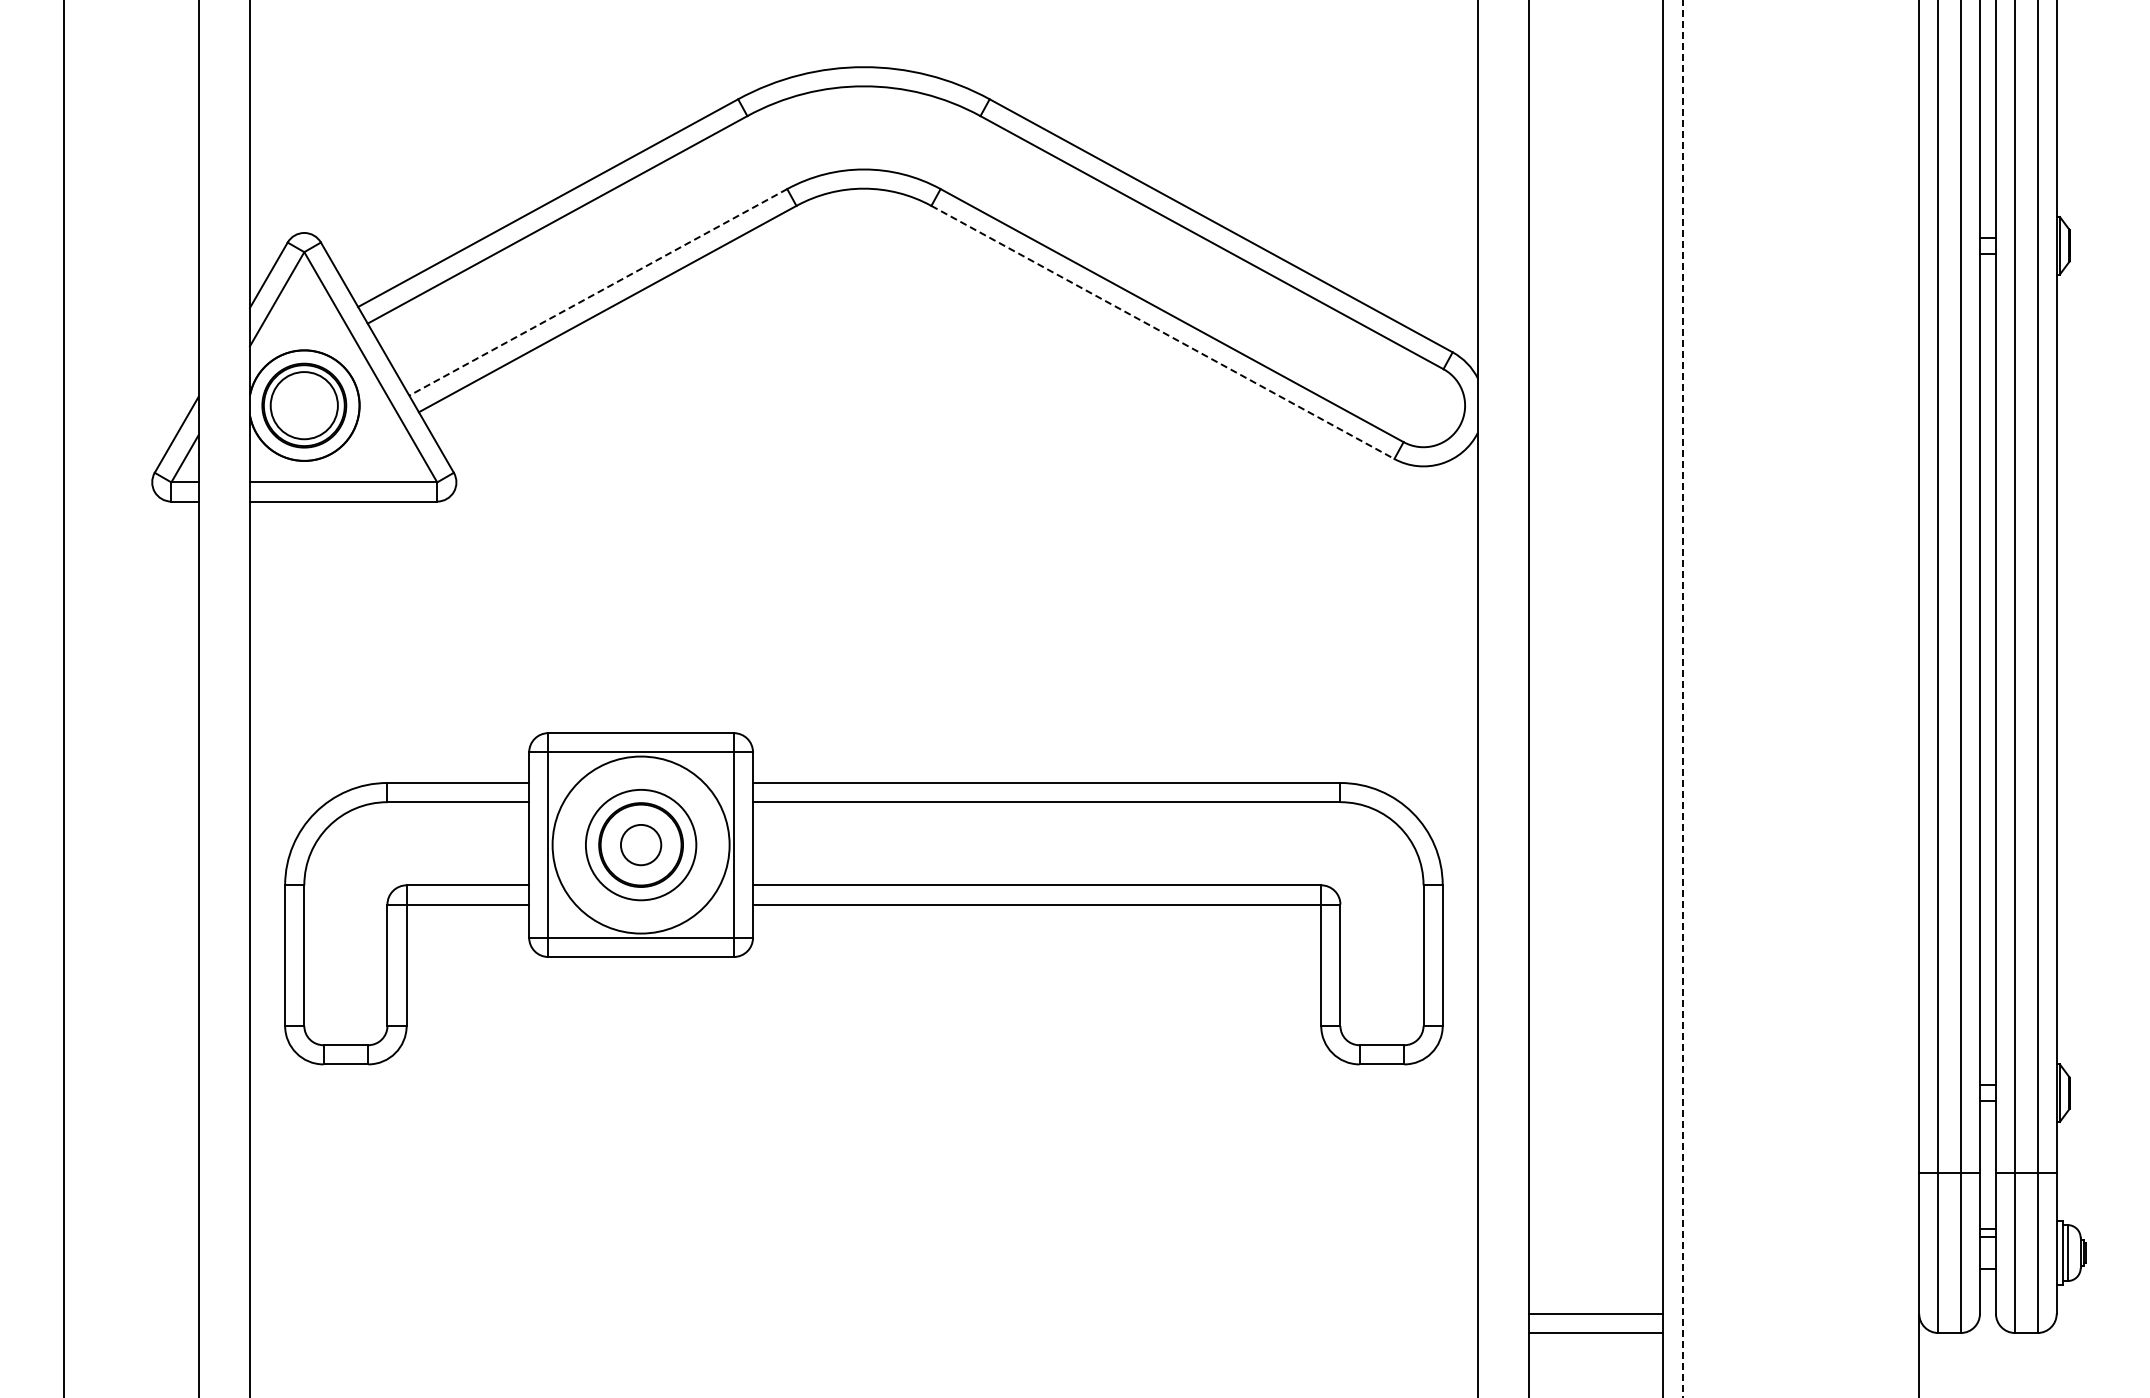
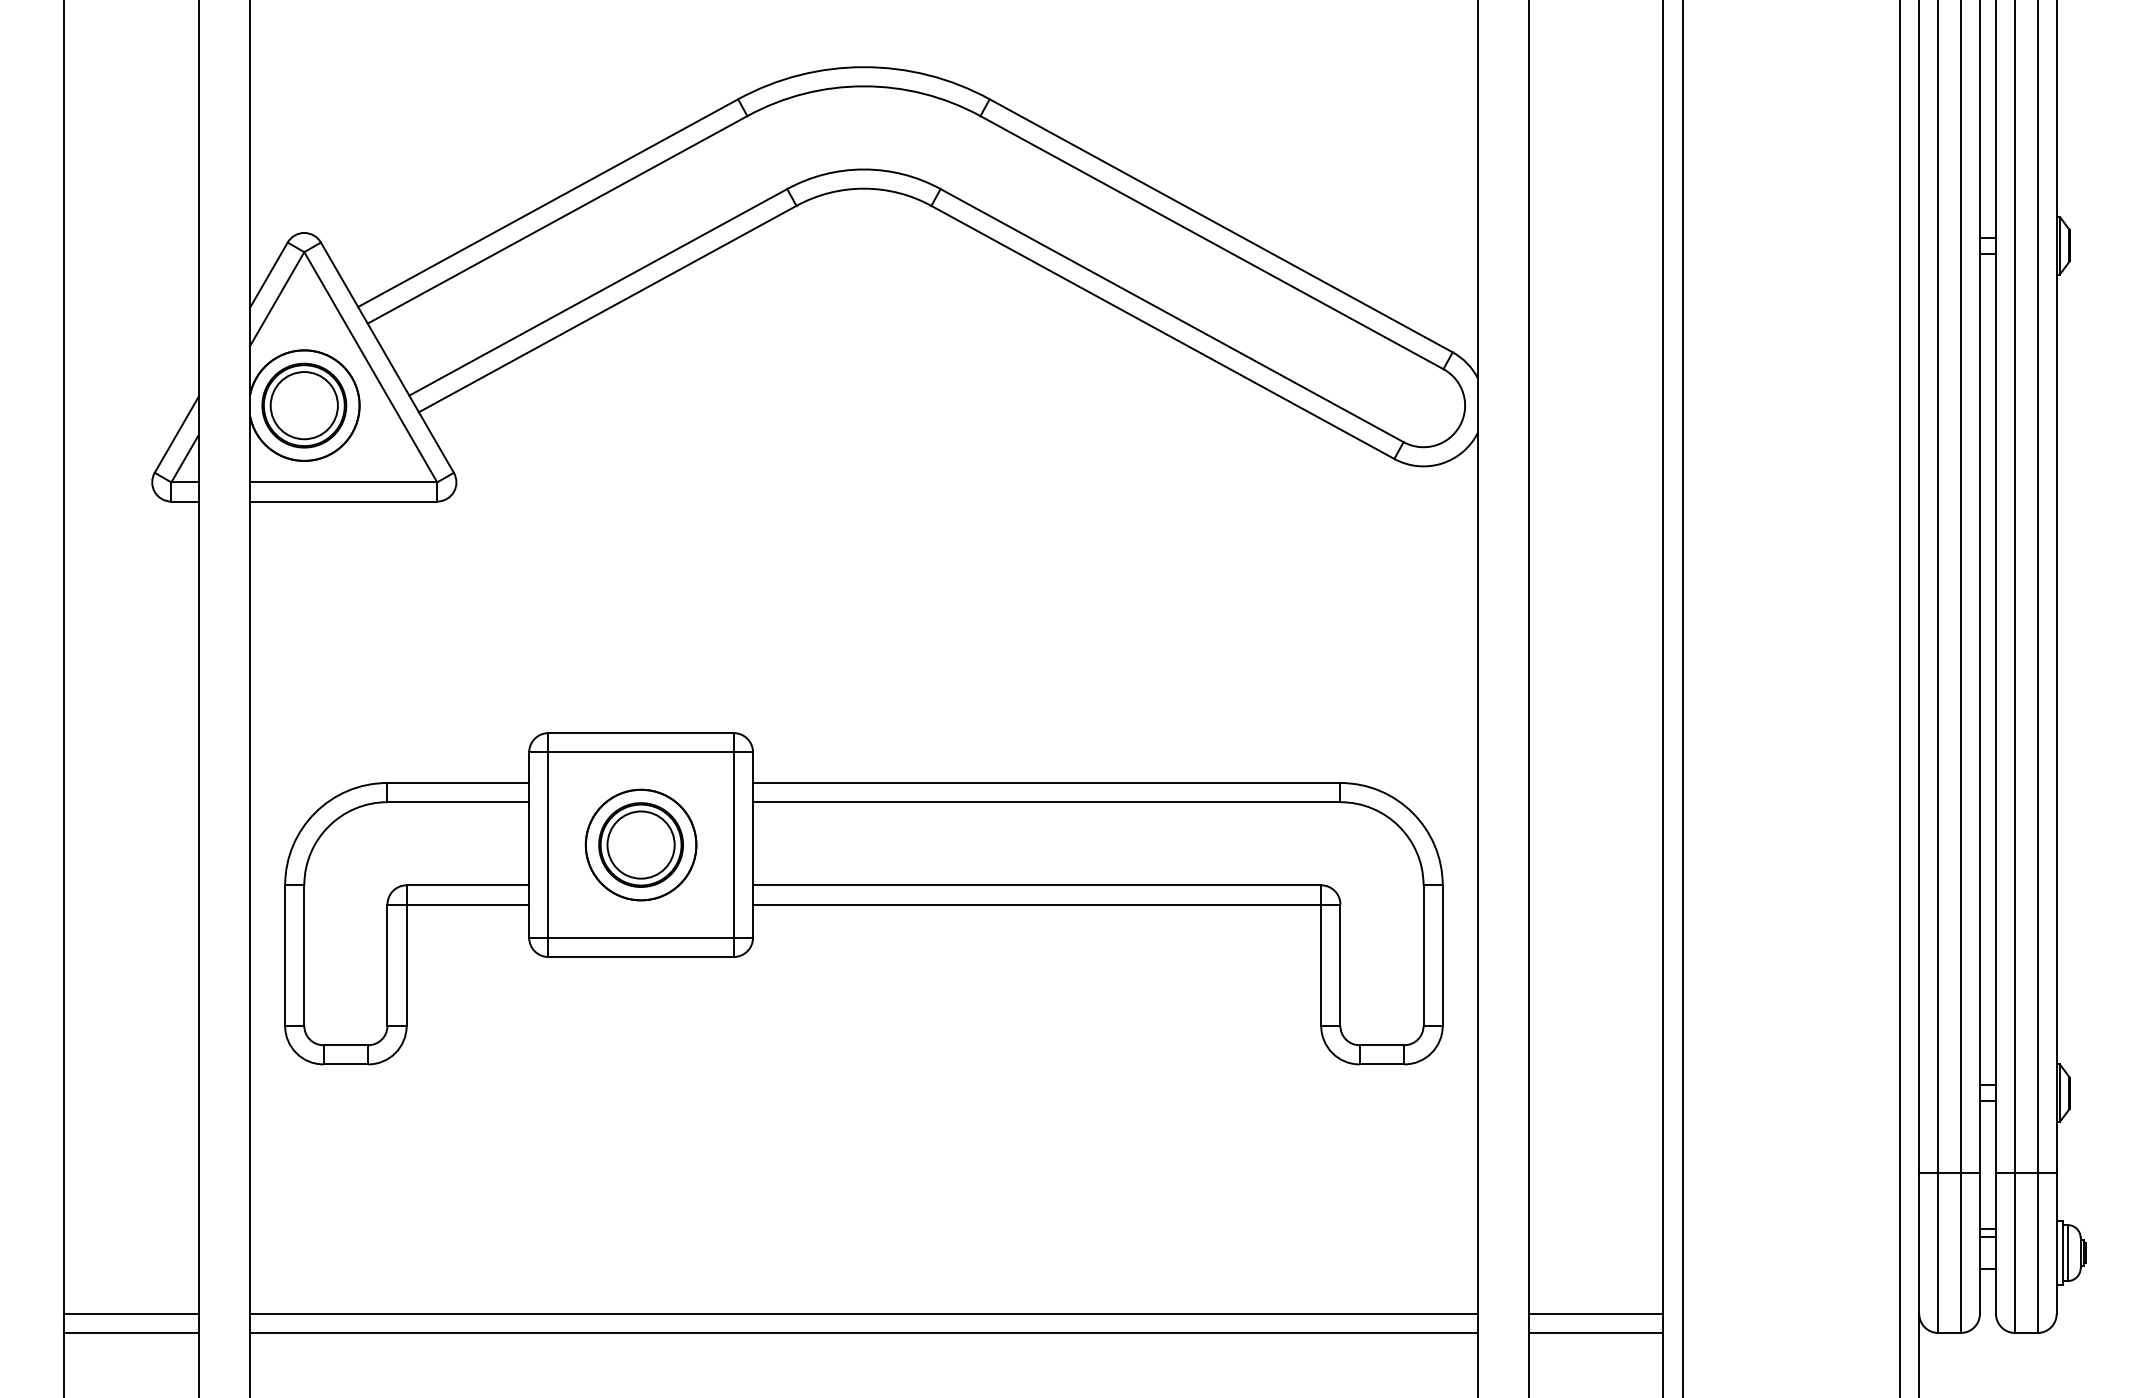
line: dashed -> solid (597, 292)
line: dashed -> solid (1162, 332)
line: dashed -> solid (1682, 698)
line: none -> present (1900, 698)
circle diameter: 177 px -> 111 px (640, 844)
circle diameter: 40 px -> 67 px (640, 844)
line: none -> present (131, 1313)
line: none -> present (863, 1313)
line: none -> present (131, 1333)
line: none -> present (863, 1333)
